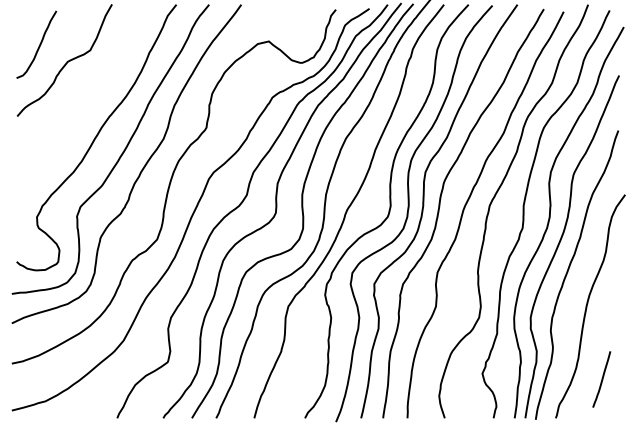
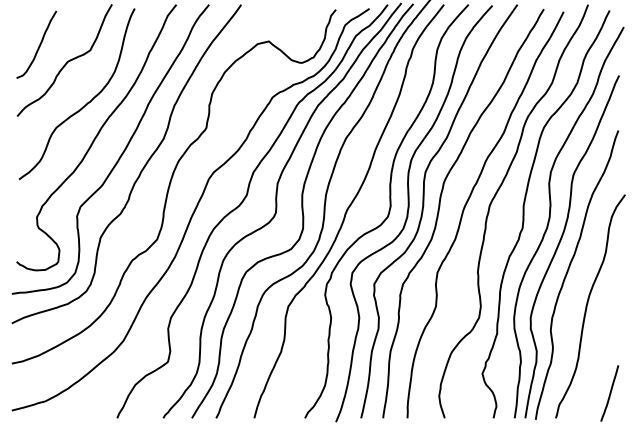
curve: none -> present (83, 105)
line position: (601, 379) -> (609, 393) (609, 393)
